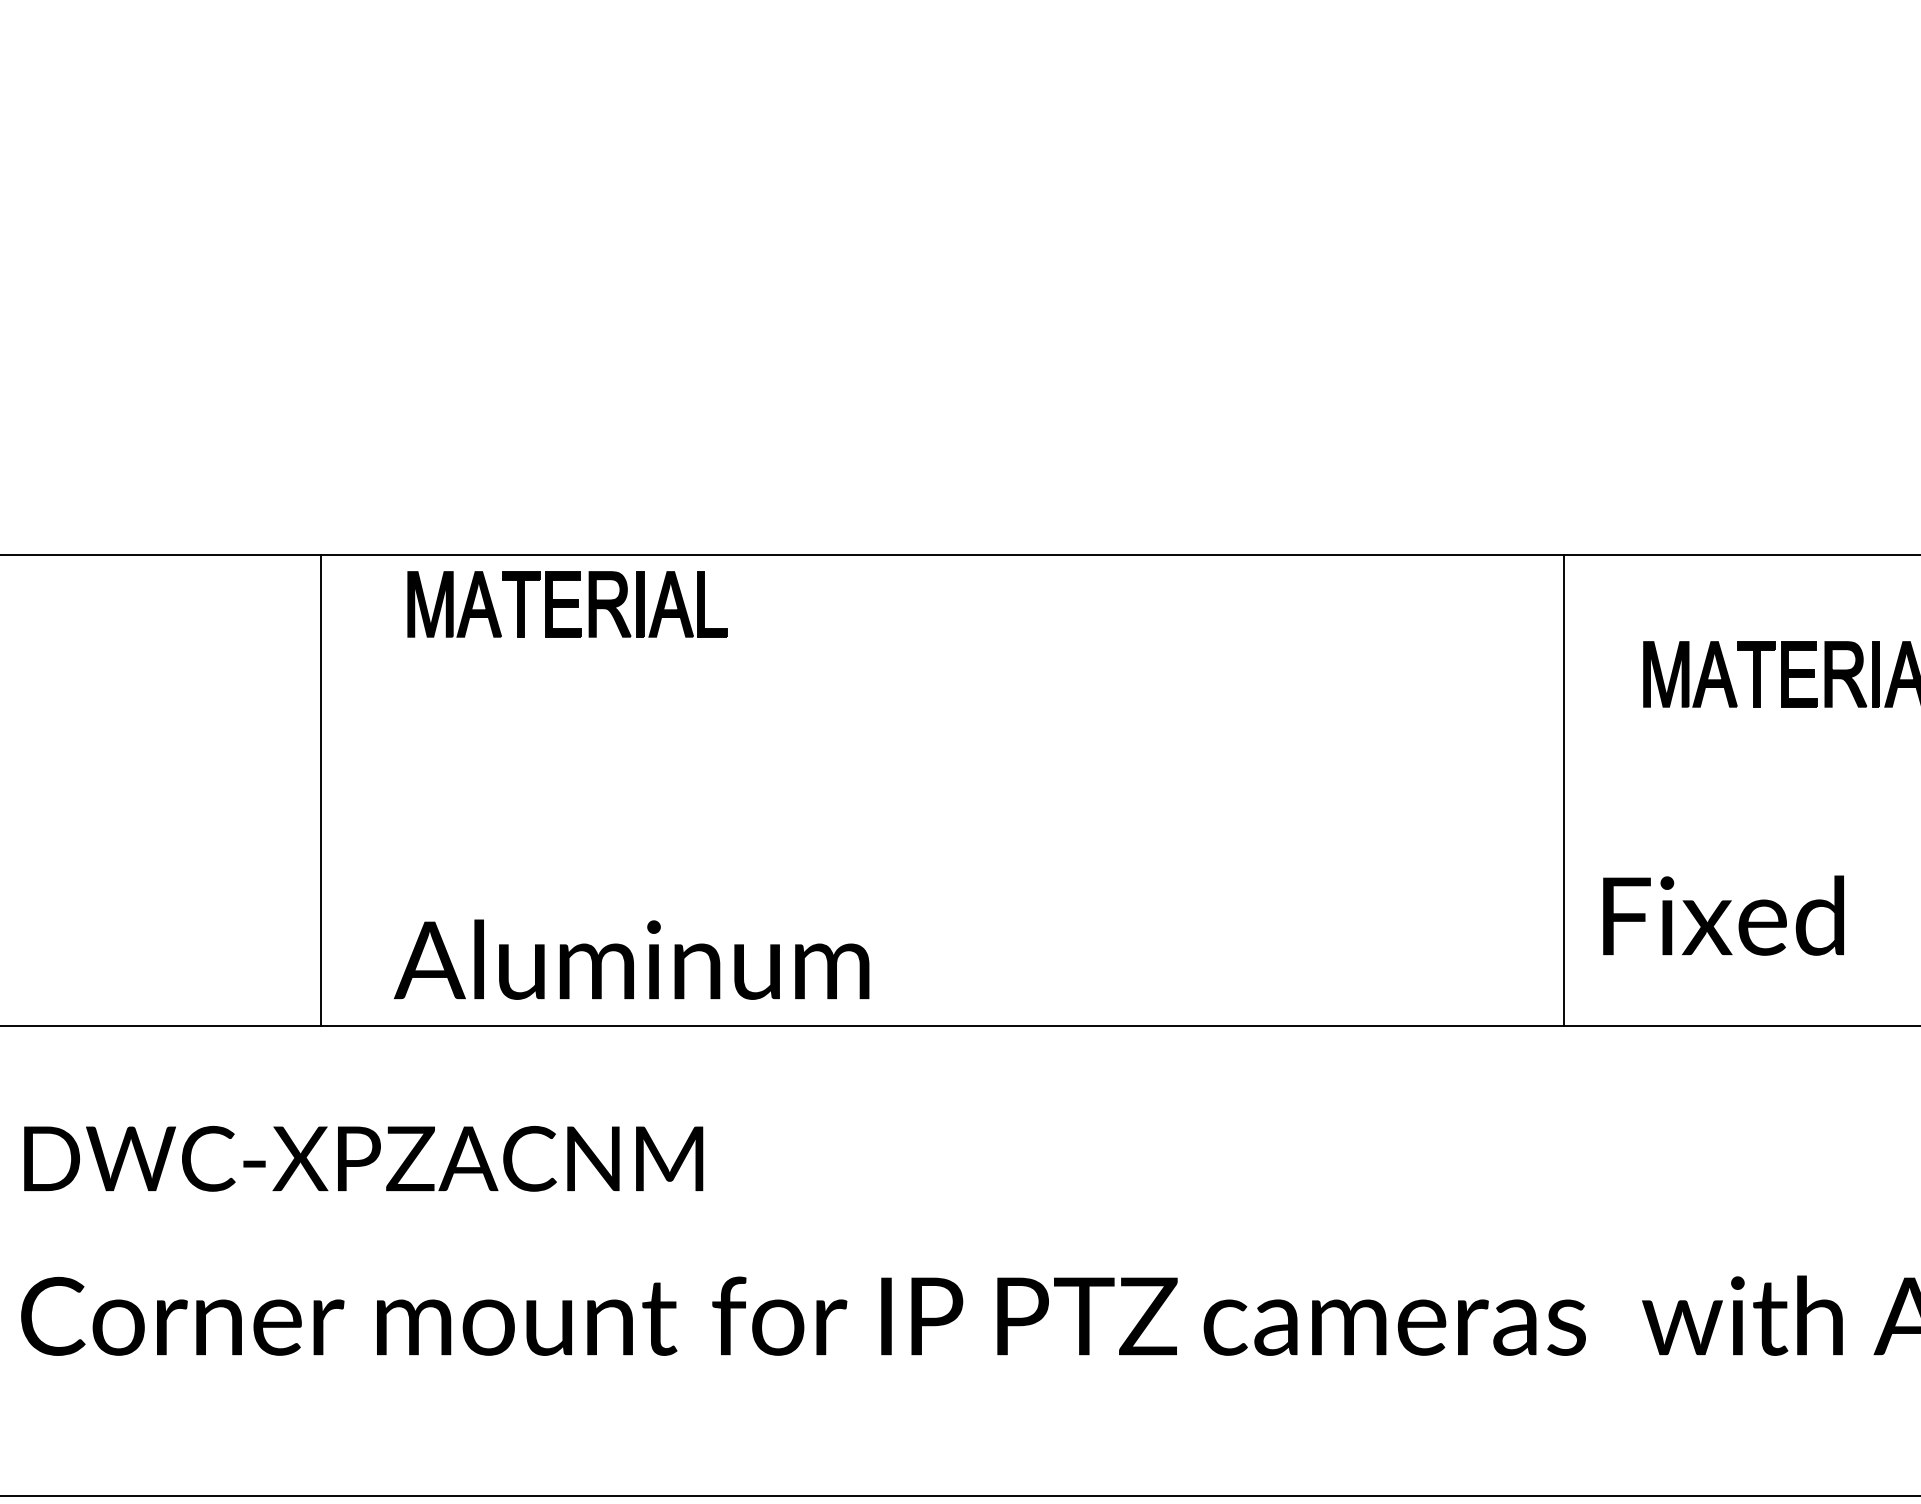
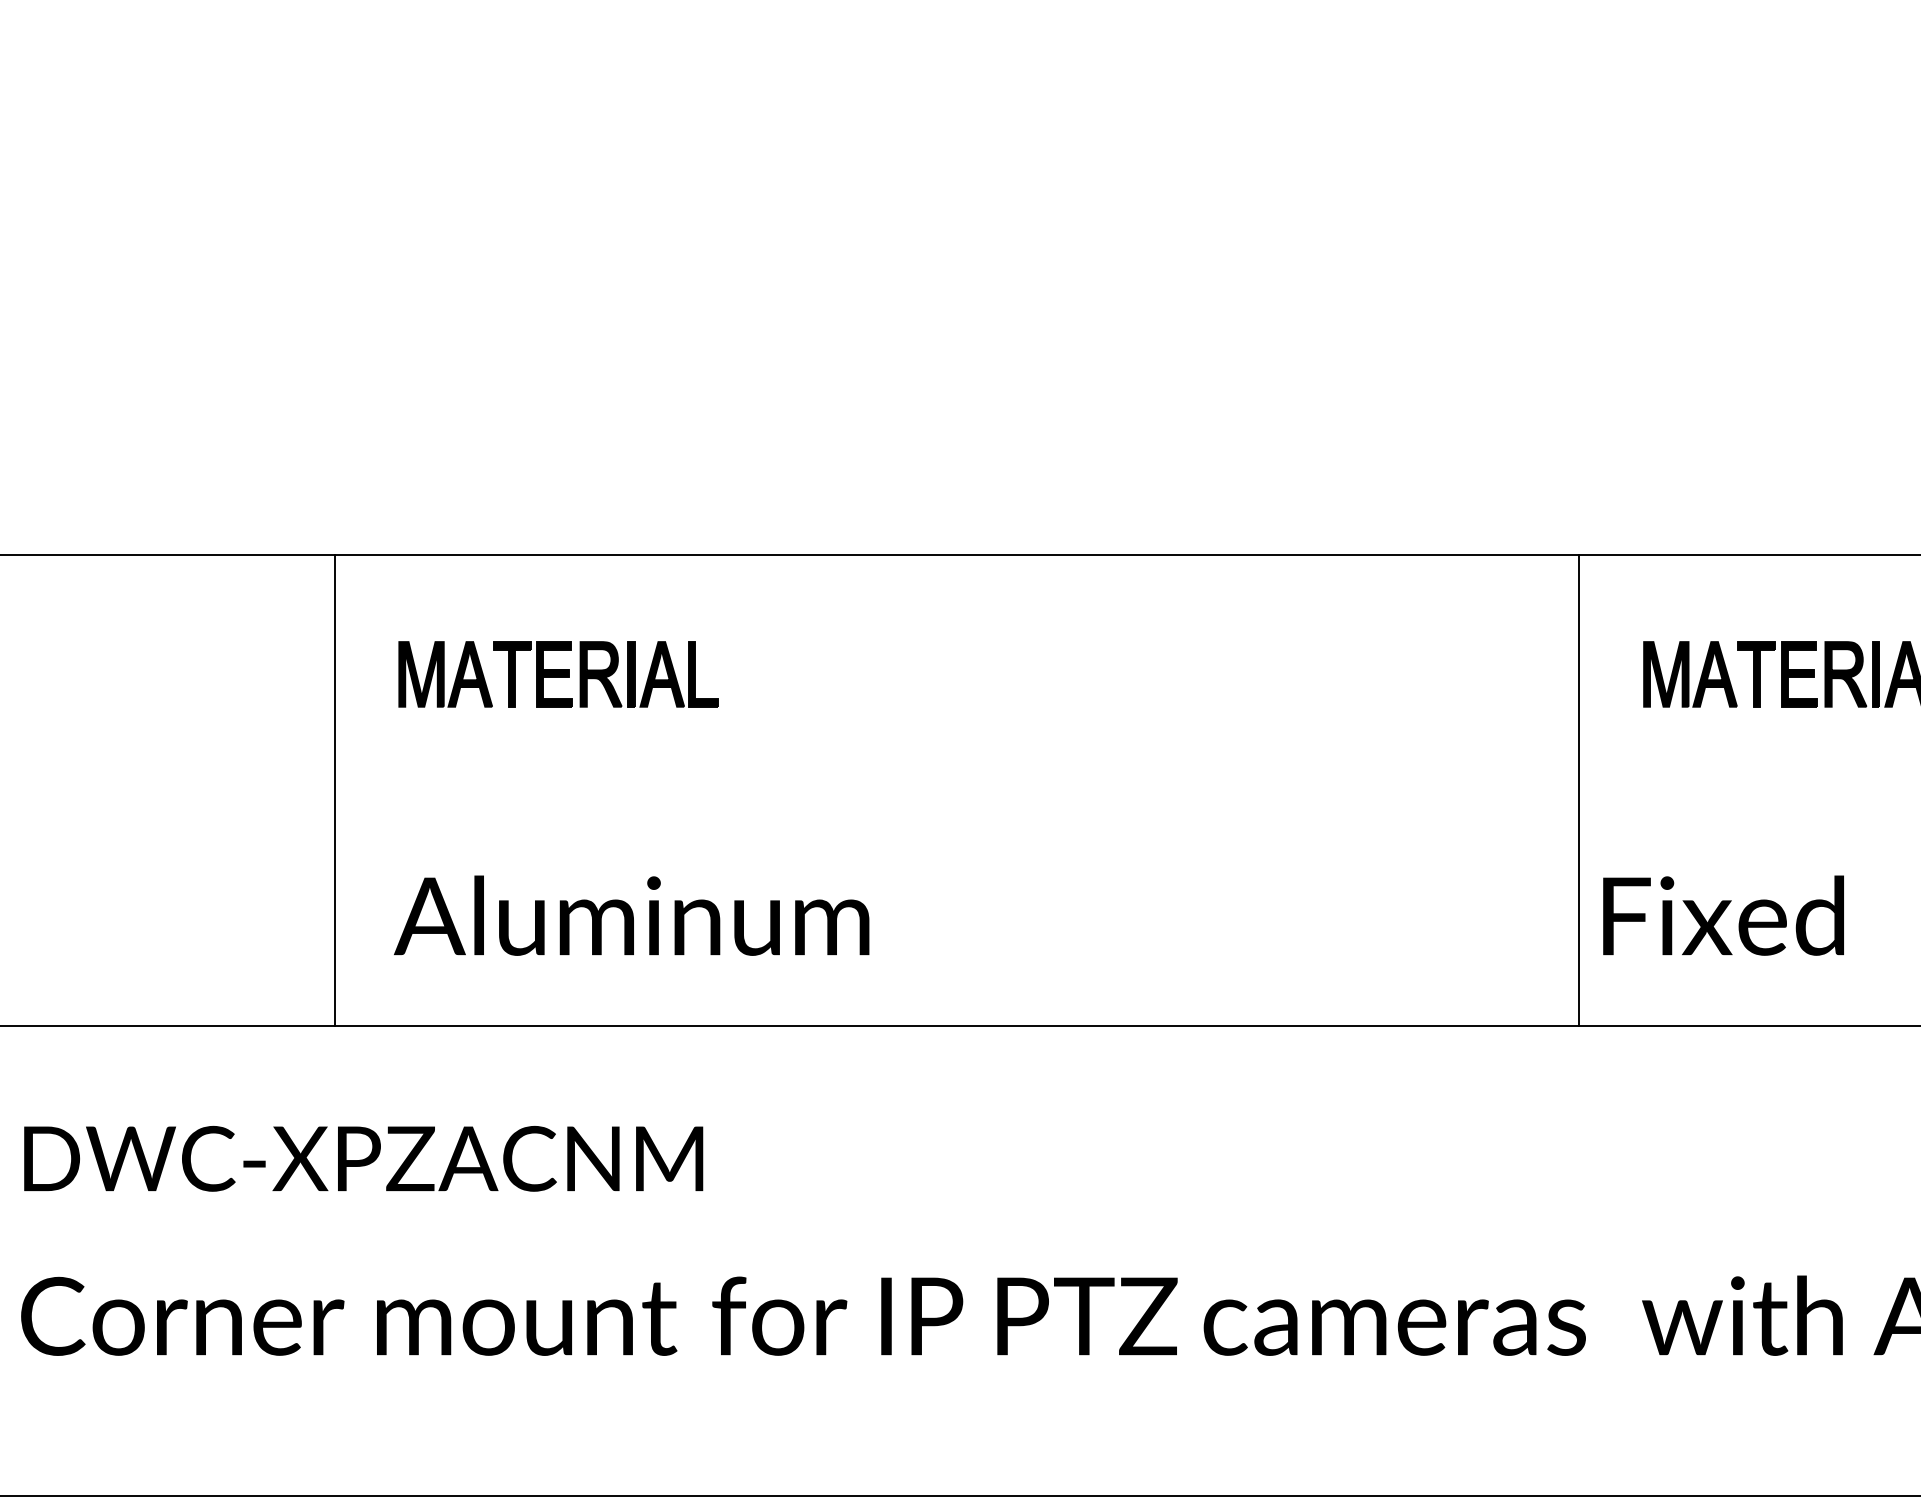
part position: (567, 604) -> (558, 674) (558, 674)
line position: (320, 790) -> (334, 790) (334, 790)
line position: (1564, 790) -> (1579, 790) (1579, 790)
text position: (631, 959) -> (631, 915) (631, 915)
